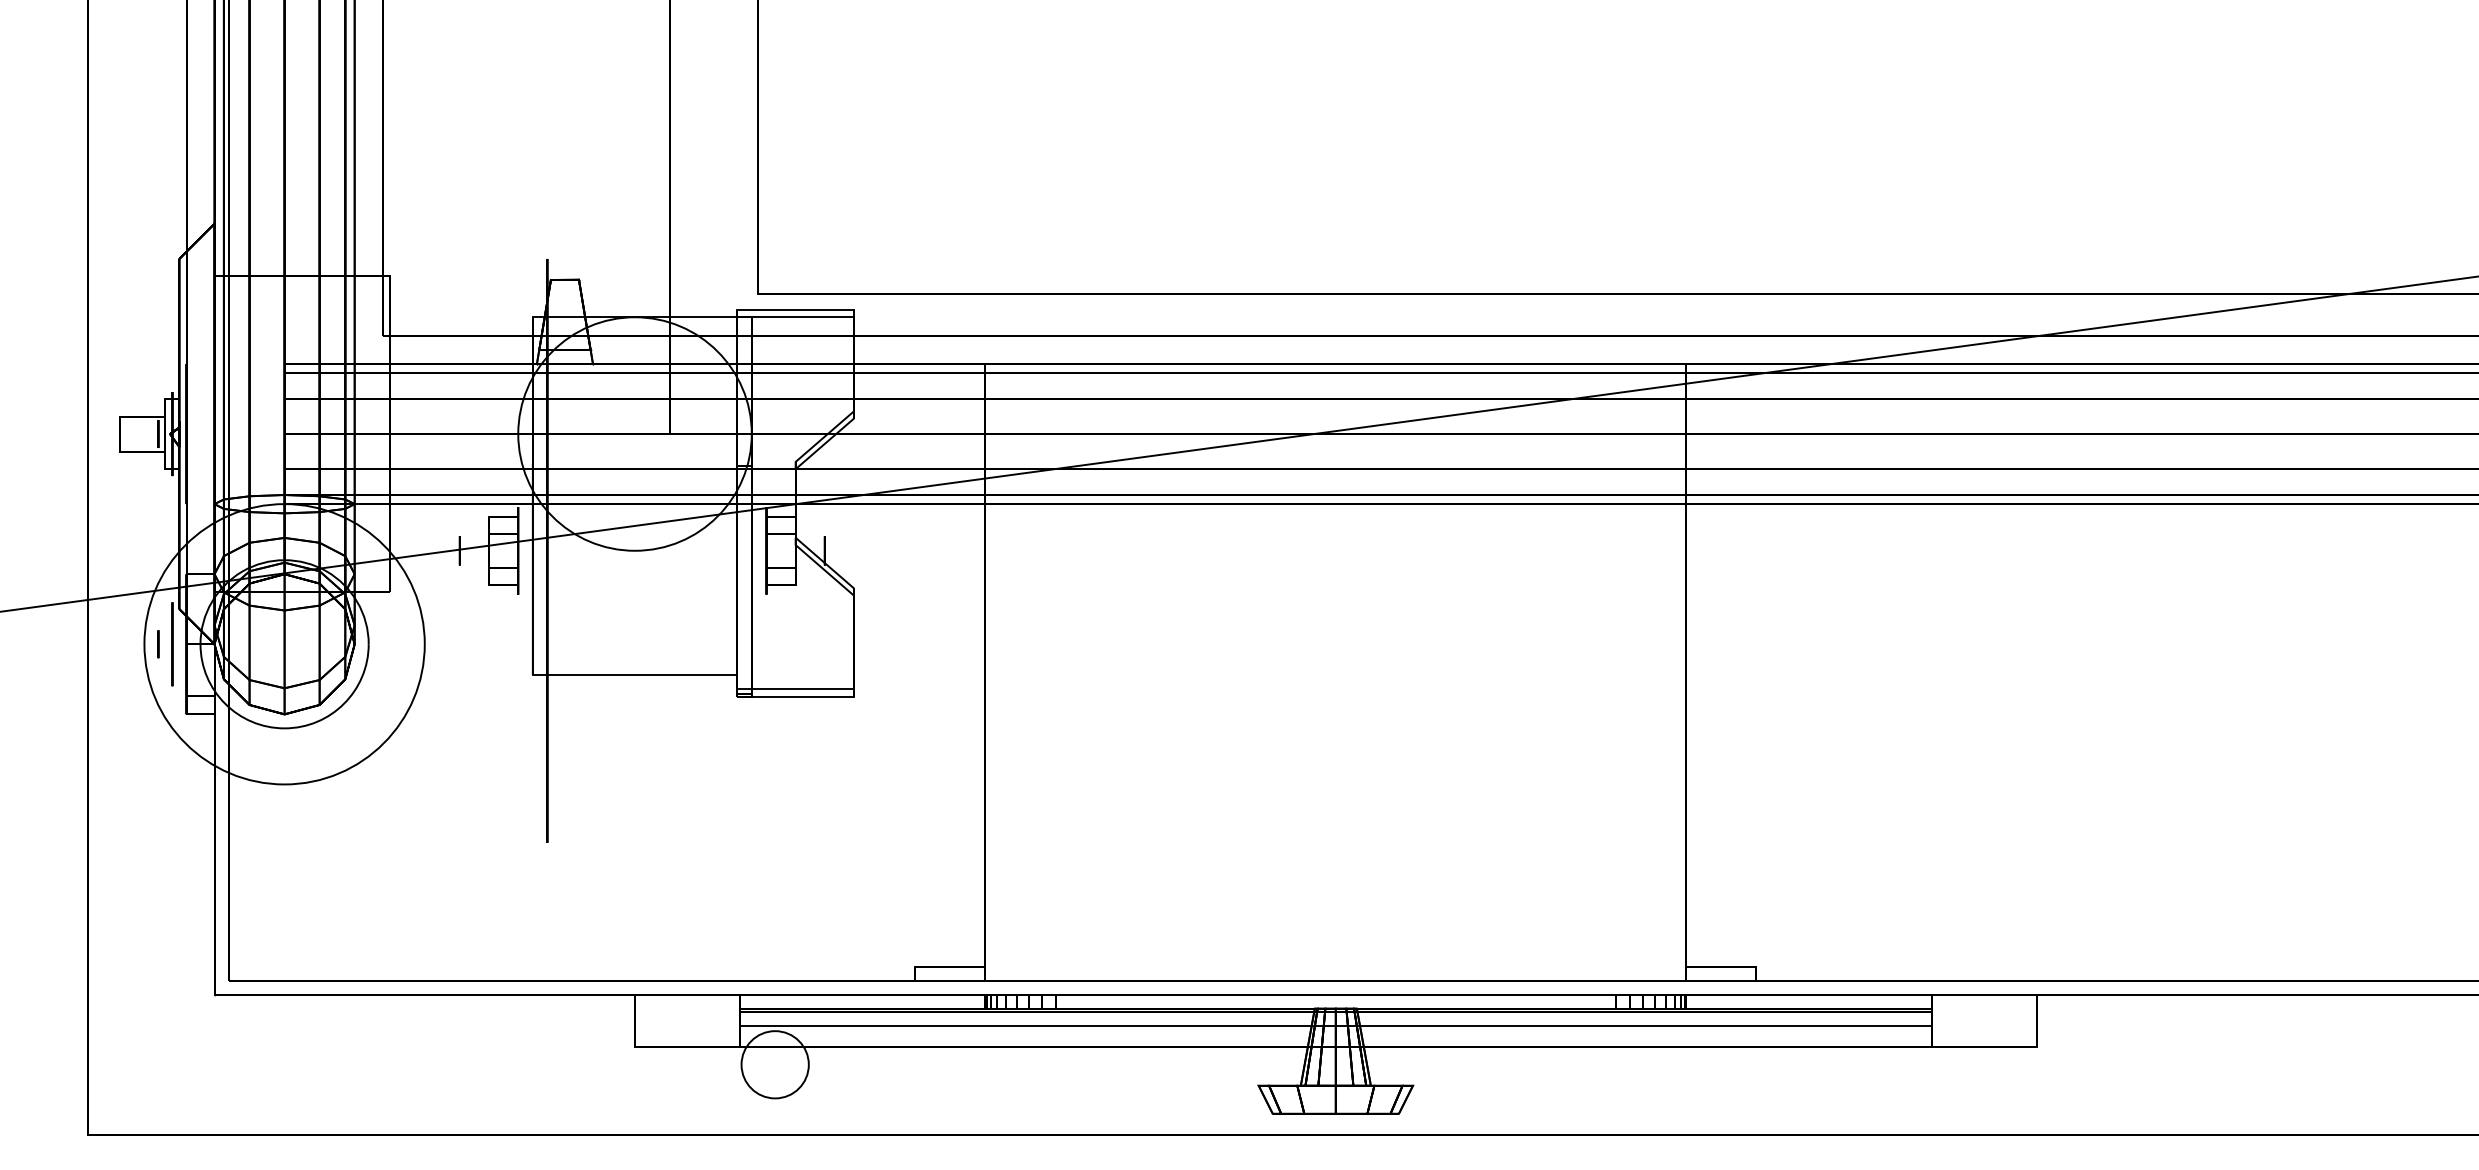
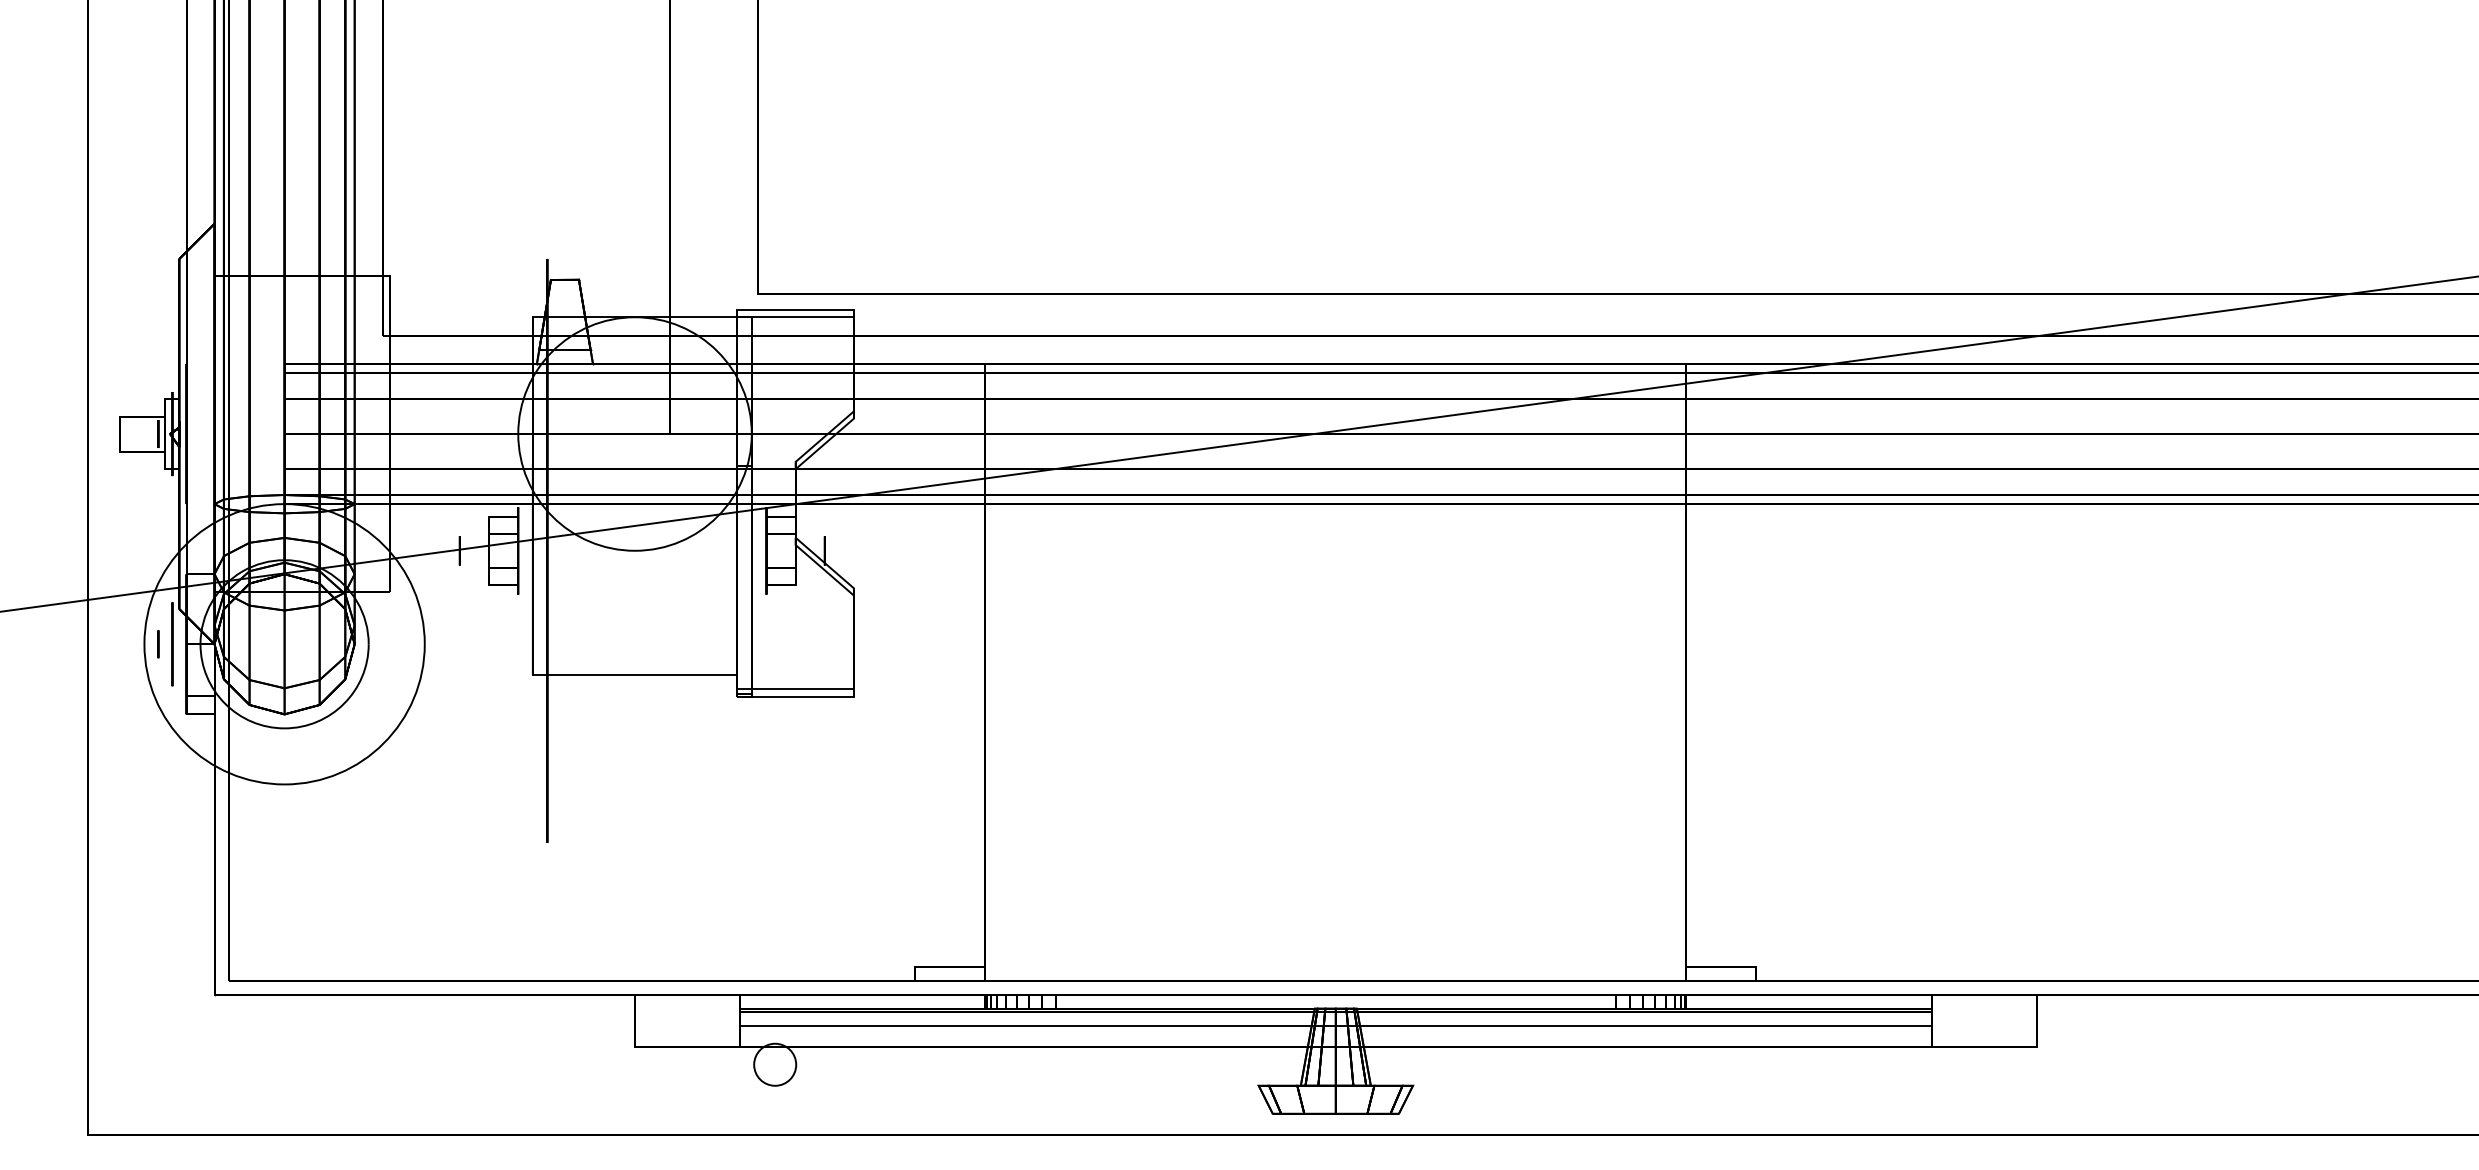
circle diameter: 67 px -> 42 px (775, 1064)
